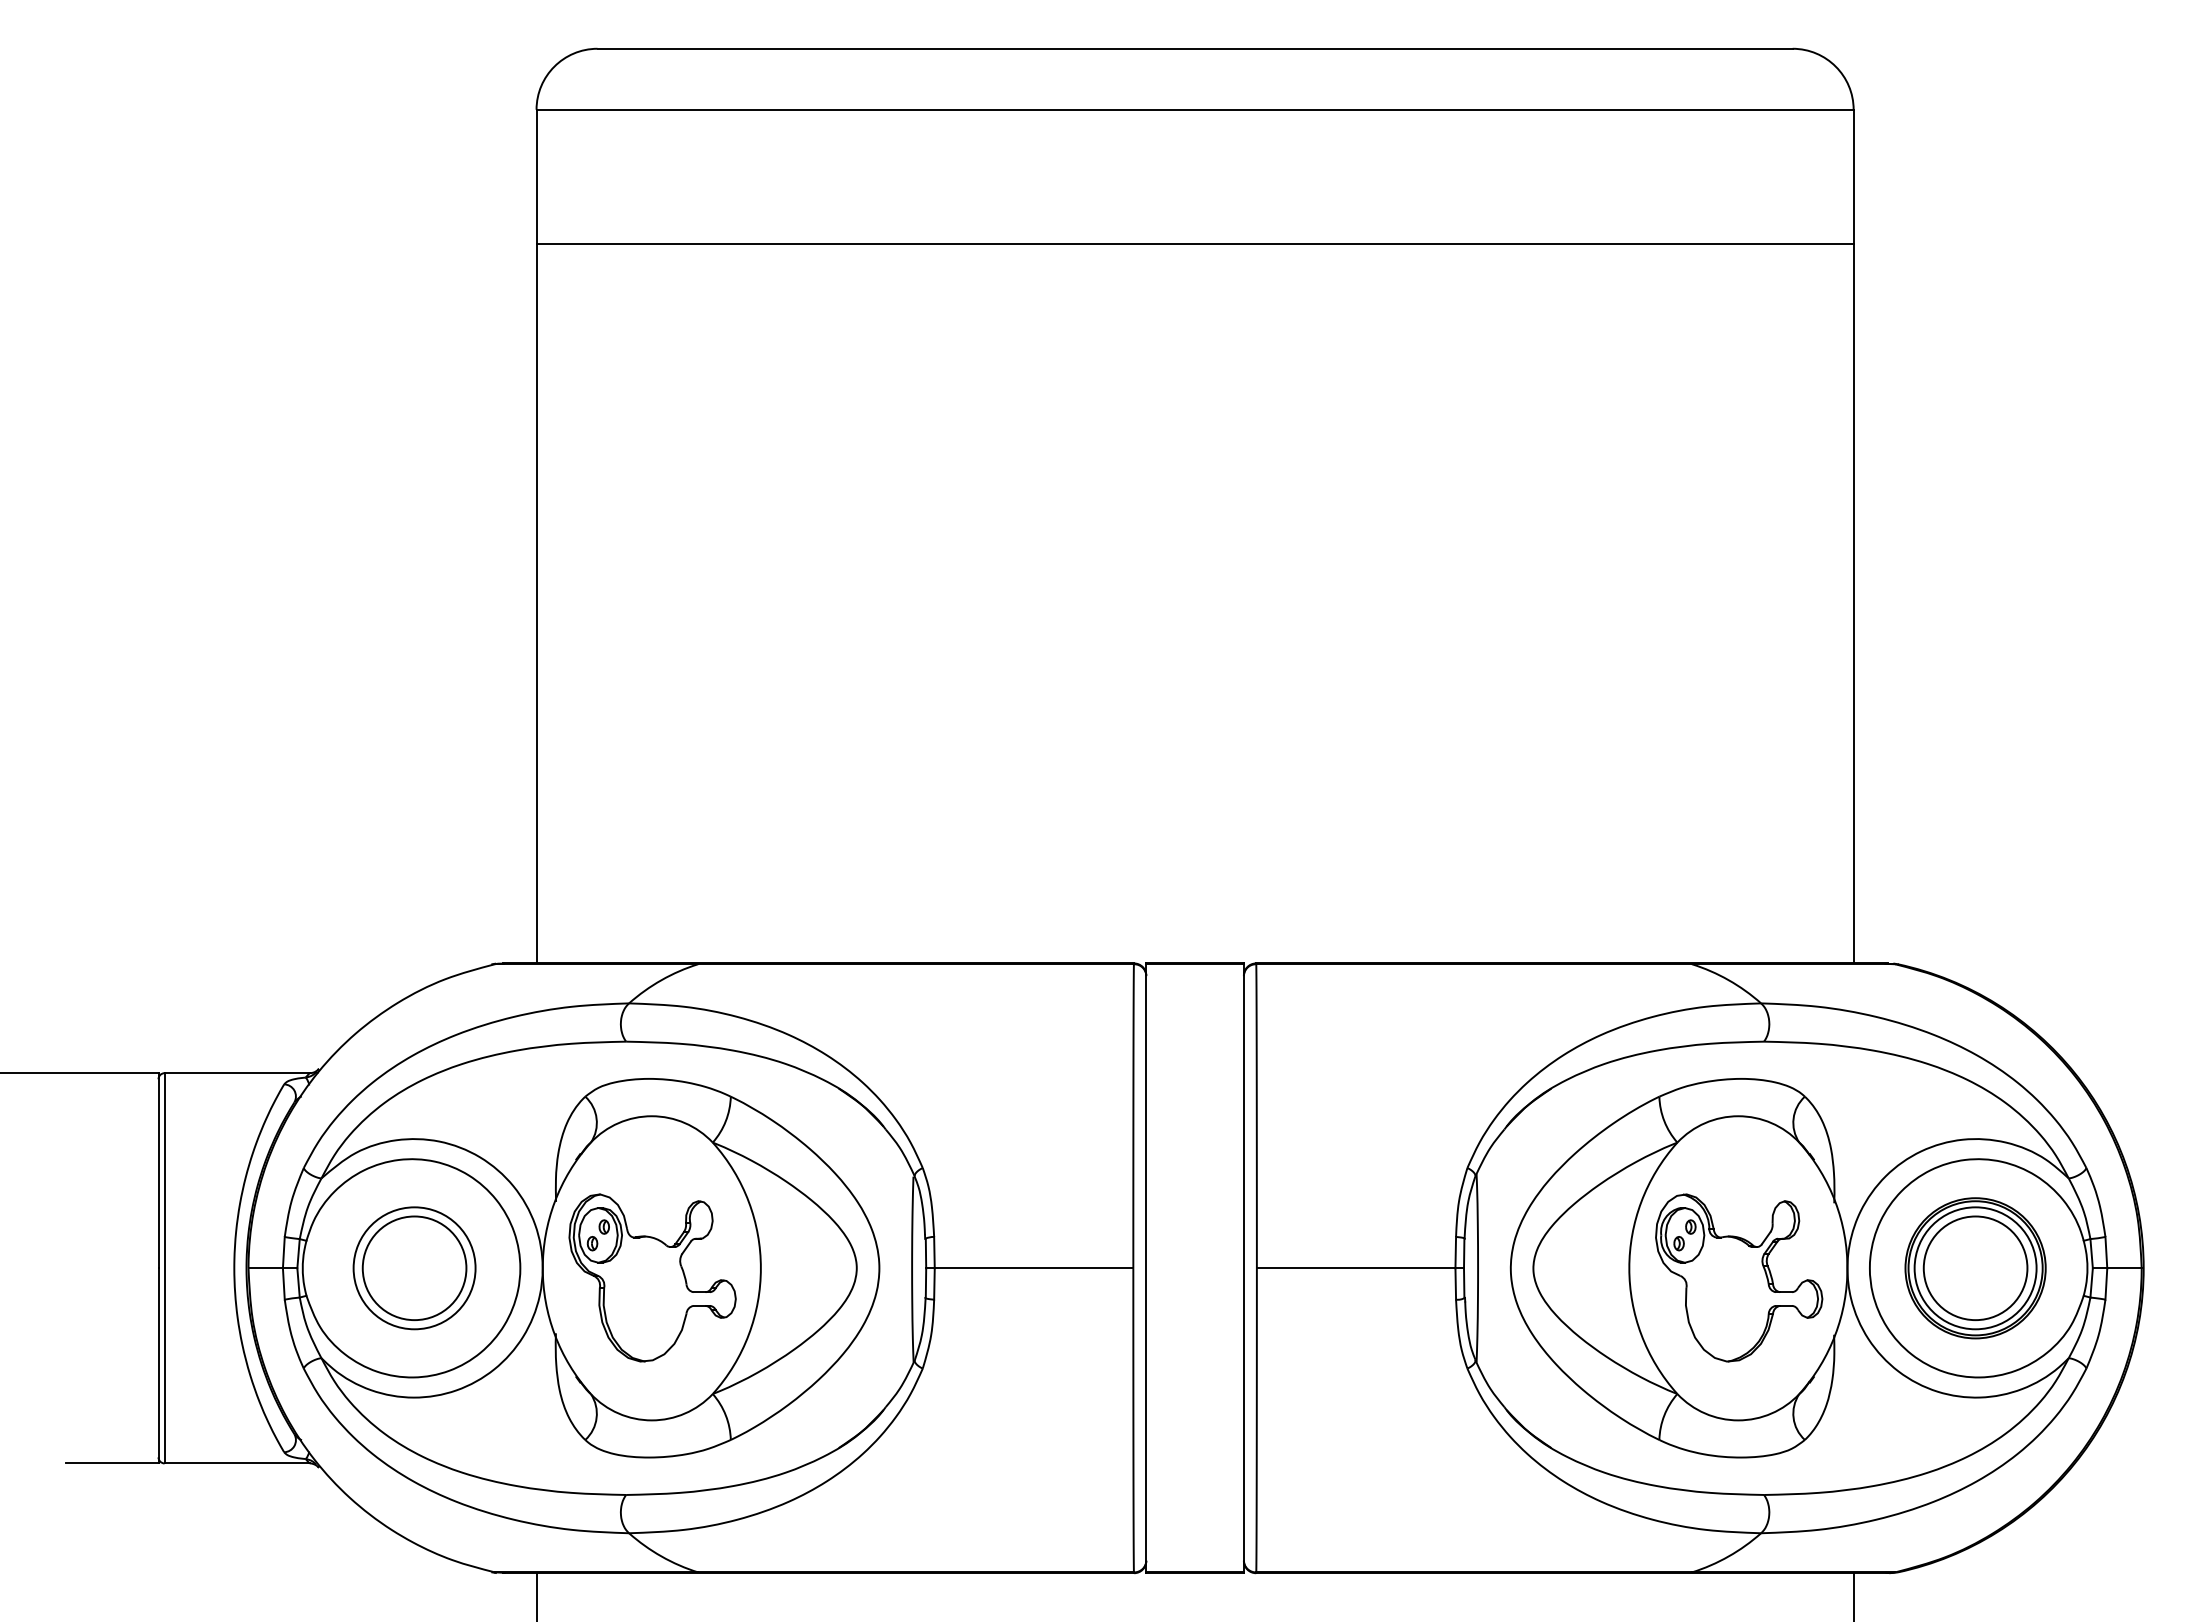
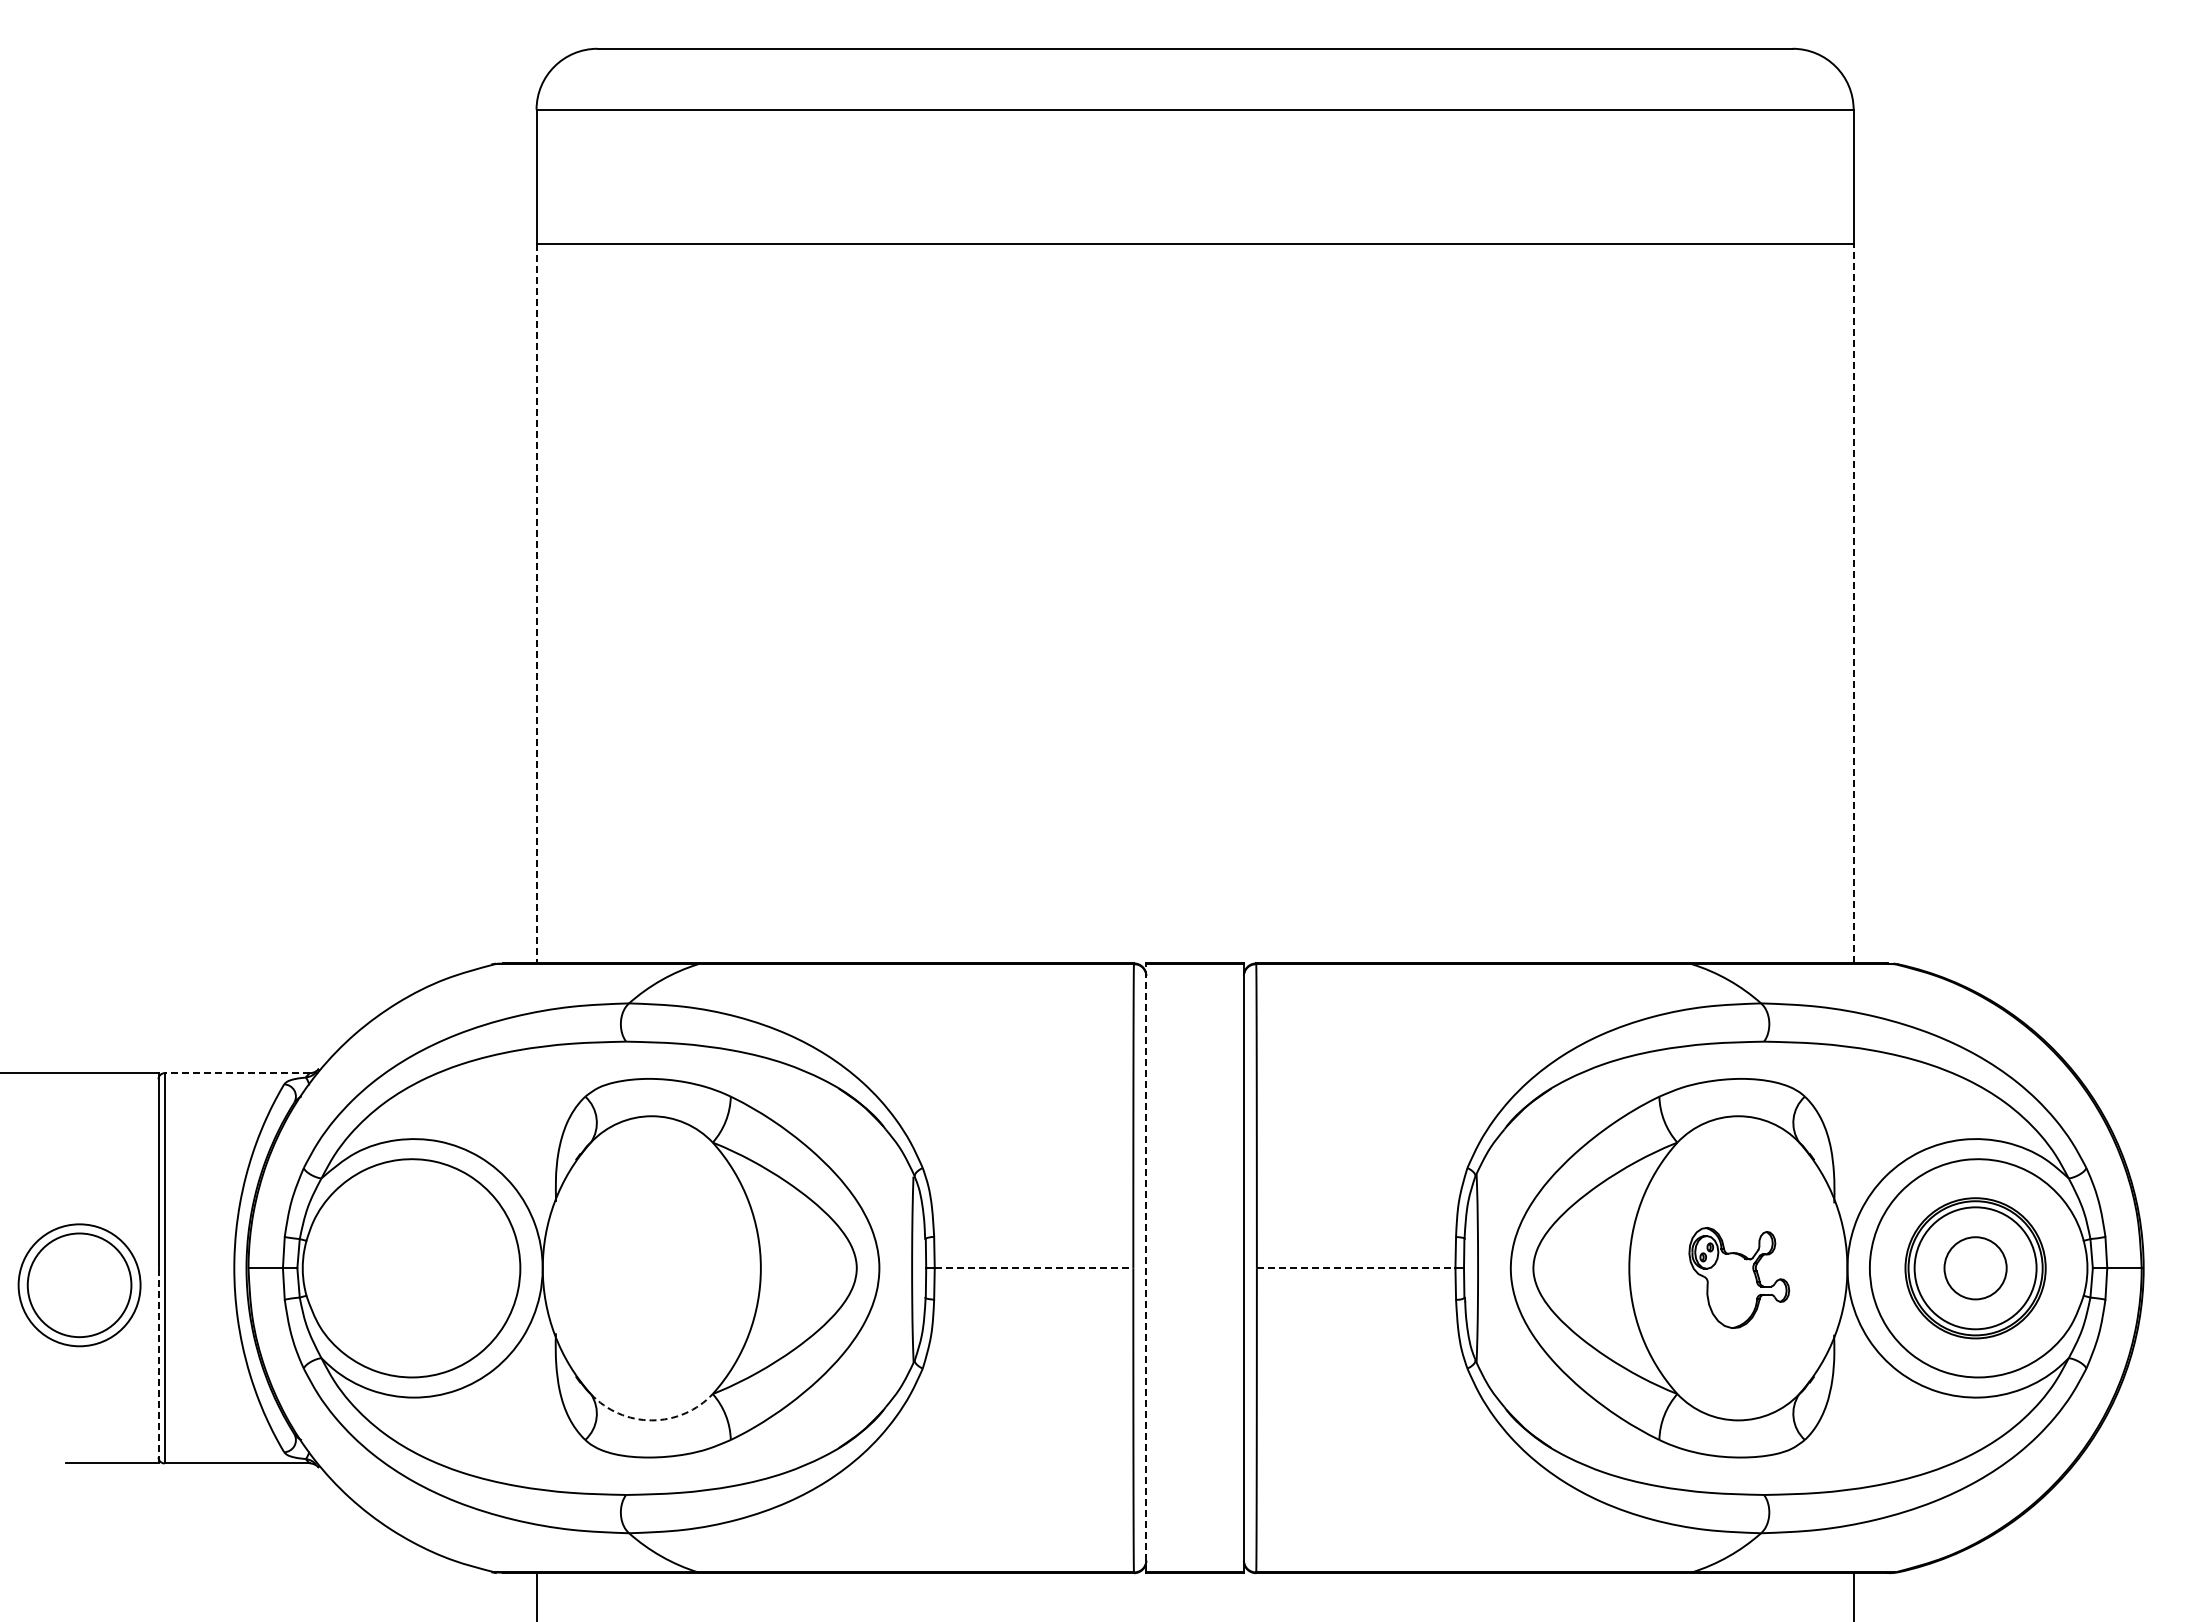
line: solid -> dashed (536, 603)
line: solid -> dashed (1853, 603)
line: solid -> dashed (236, 1073)
line: solid -> dashed (1146, 1267)
part position: (414, 1268) -> (79, 1285) (79, 1285)
line: solid -> dashed (1034, 1268)
line: solid -> dashed (1356, 1268)
circle diameter: 104 px -> 62 px (1975, 1268)
part: present -> none (652, 1277)
part size: 169x170 px -> 103x102 px (1739, 1277)
line: solid -> dashed (158, 1365)
arc: solid -> dashed (651, 1420)
